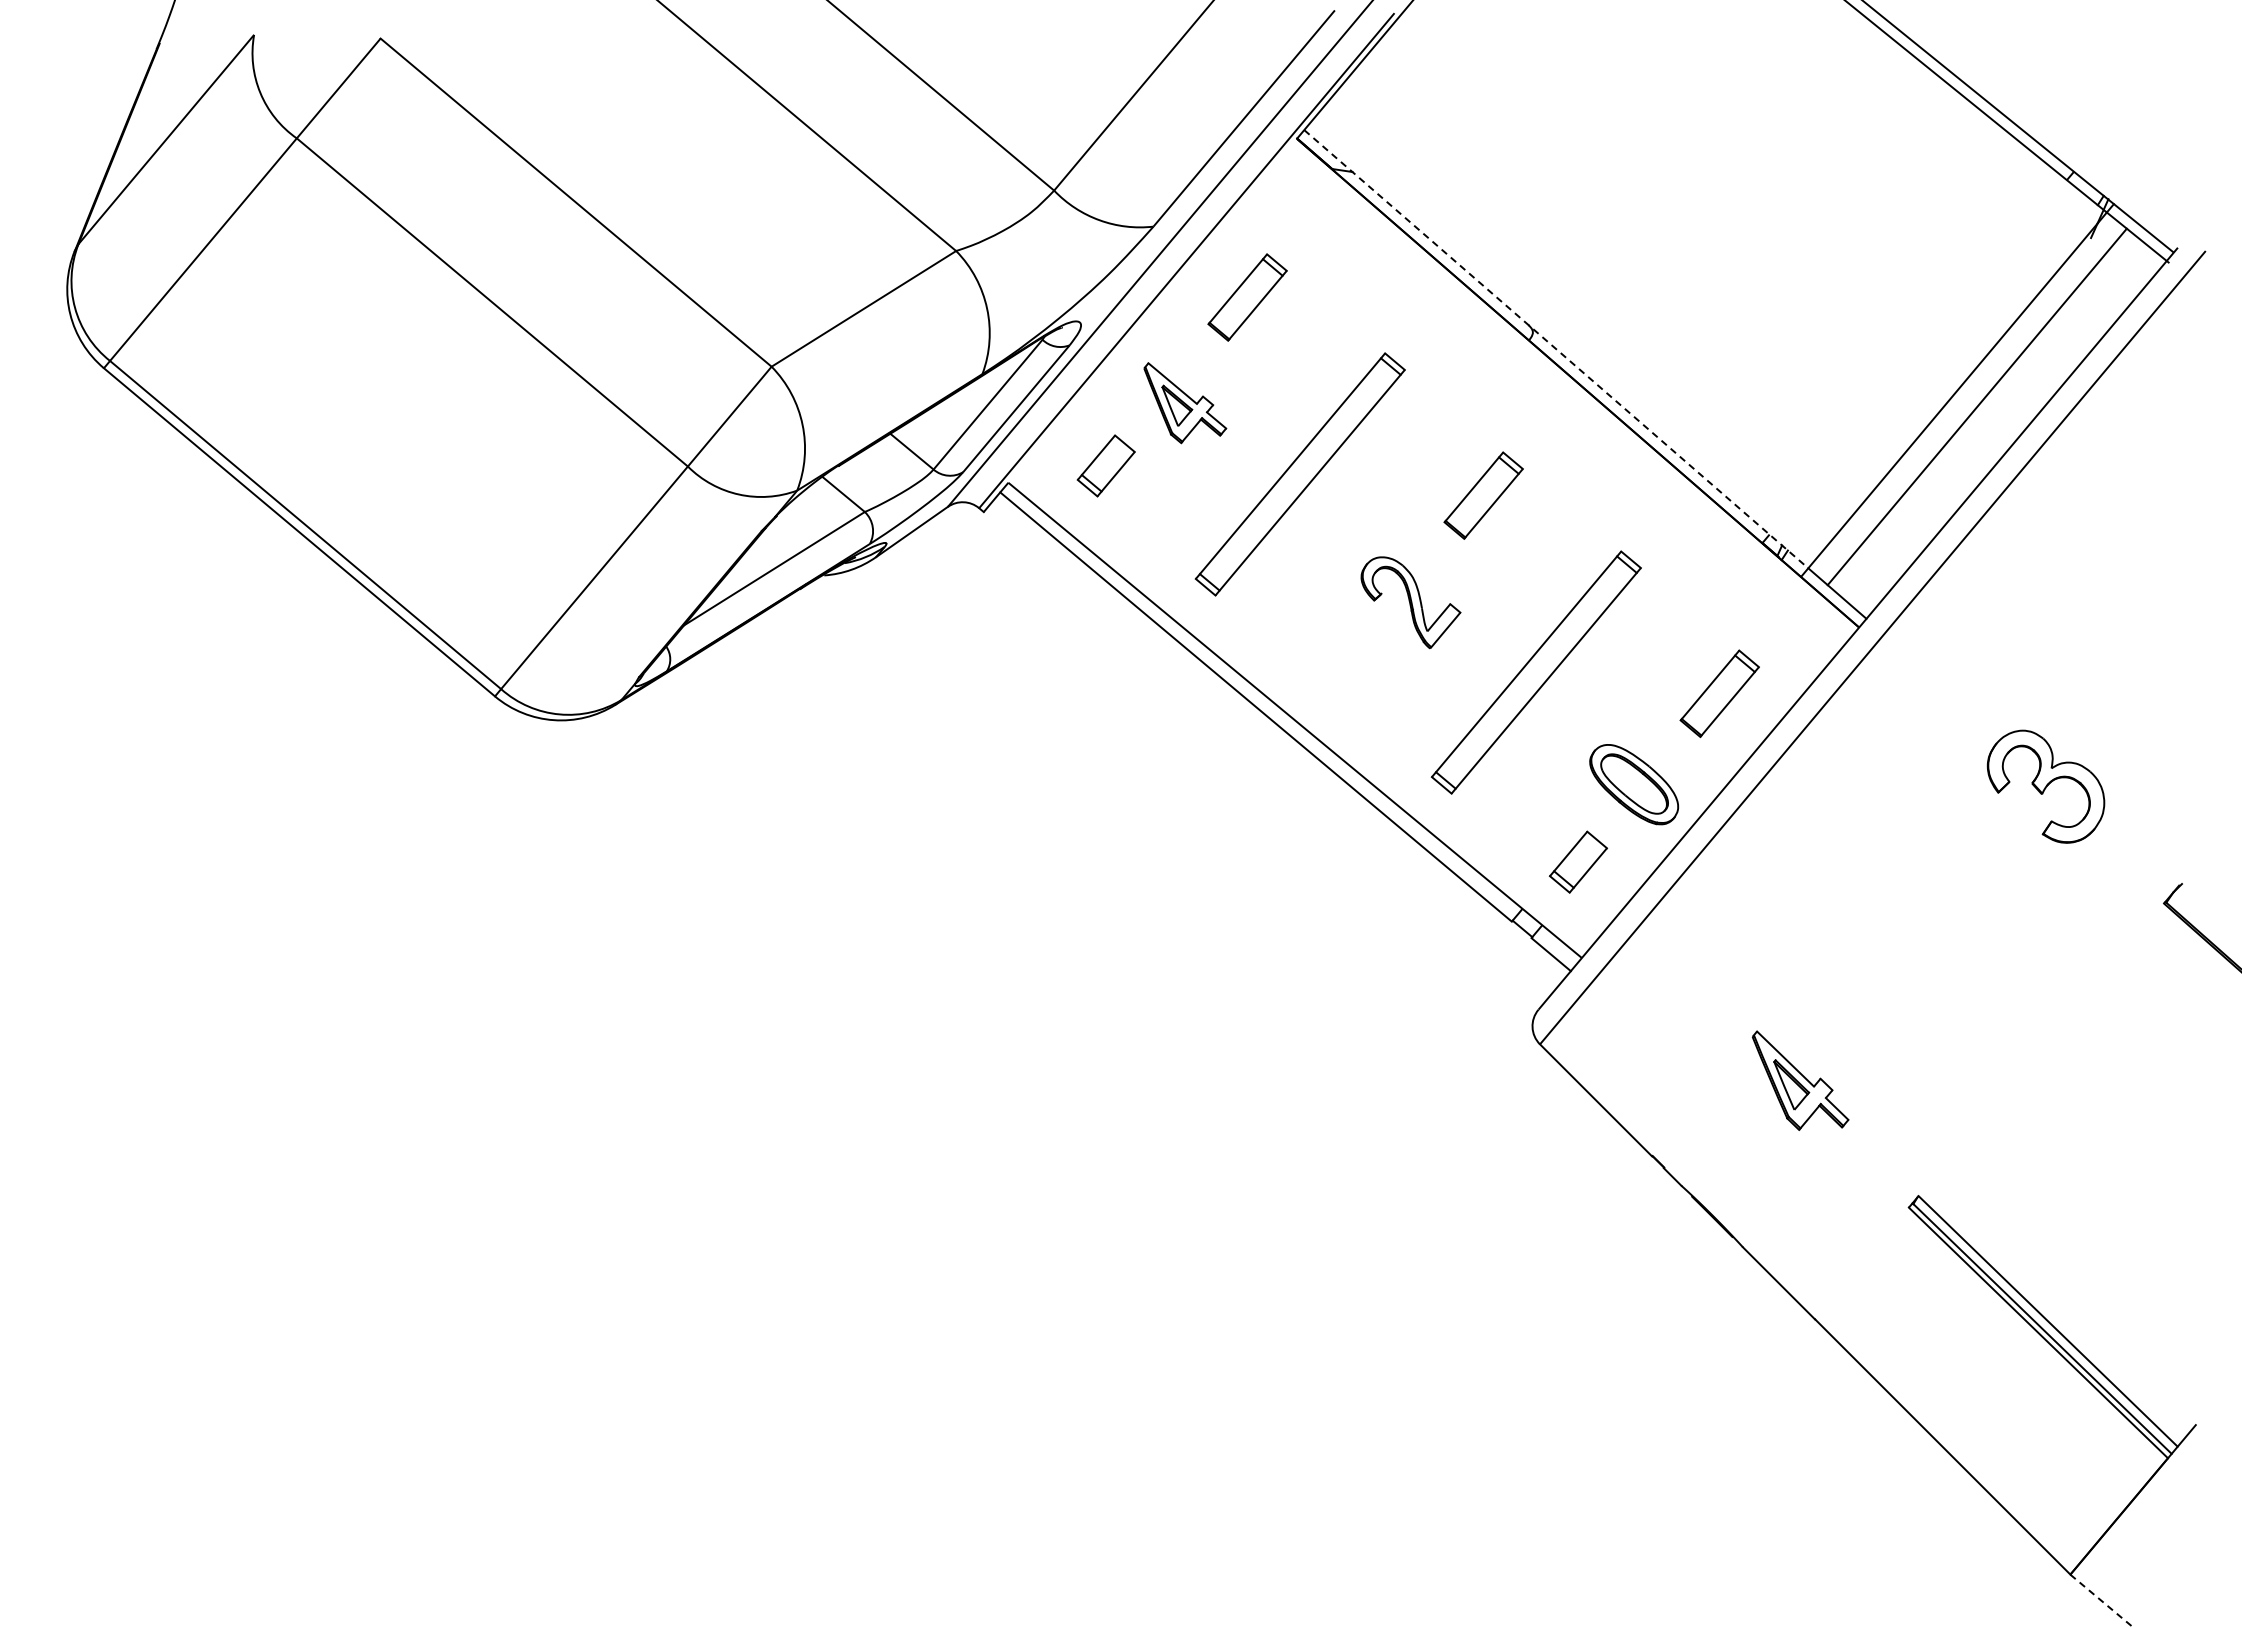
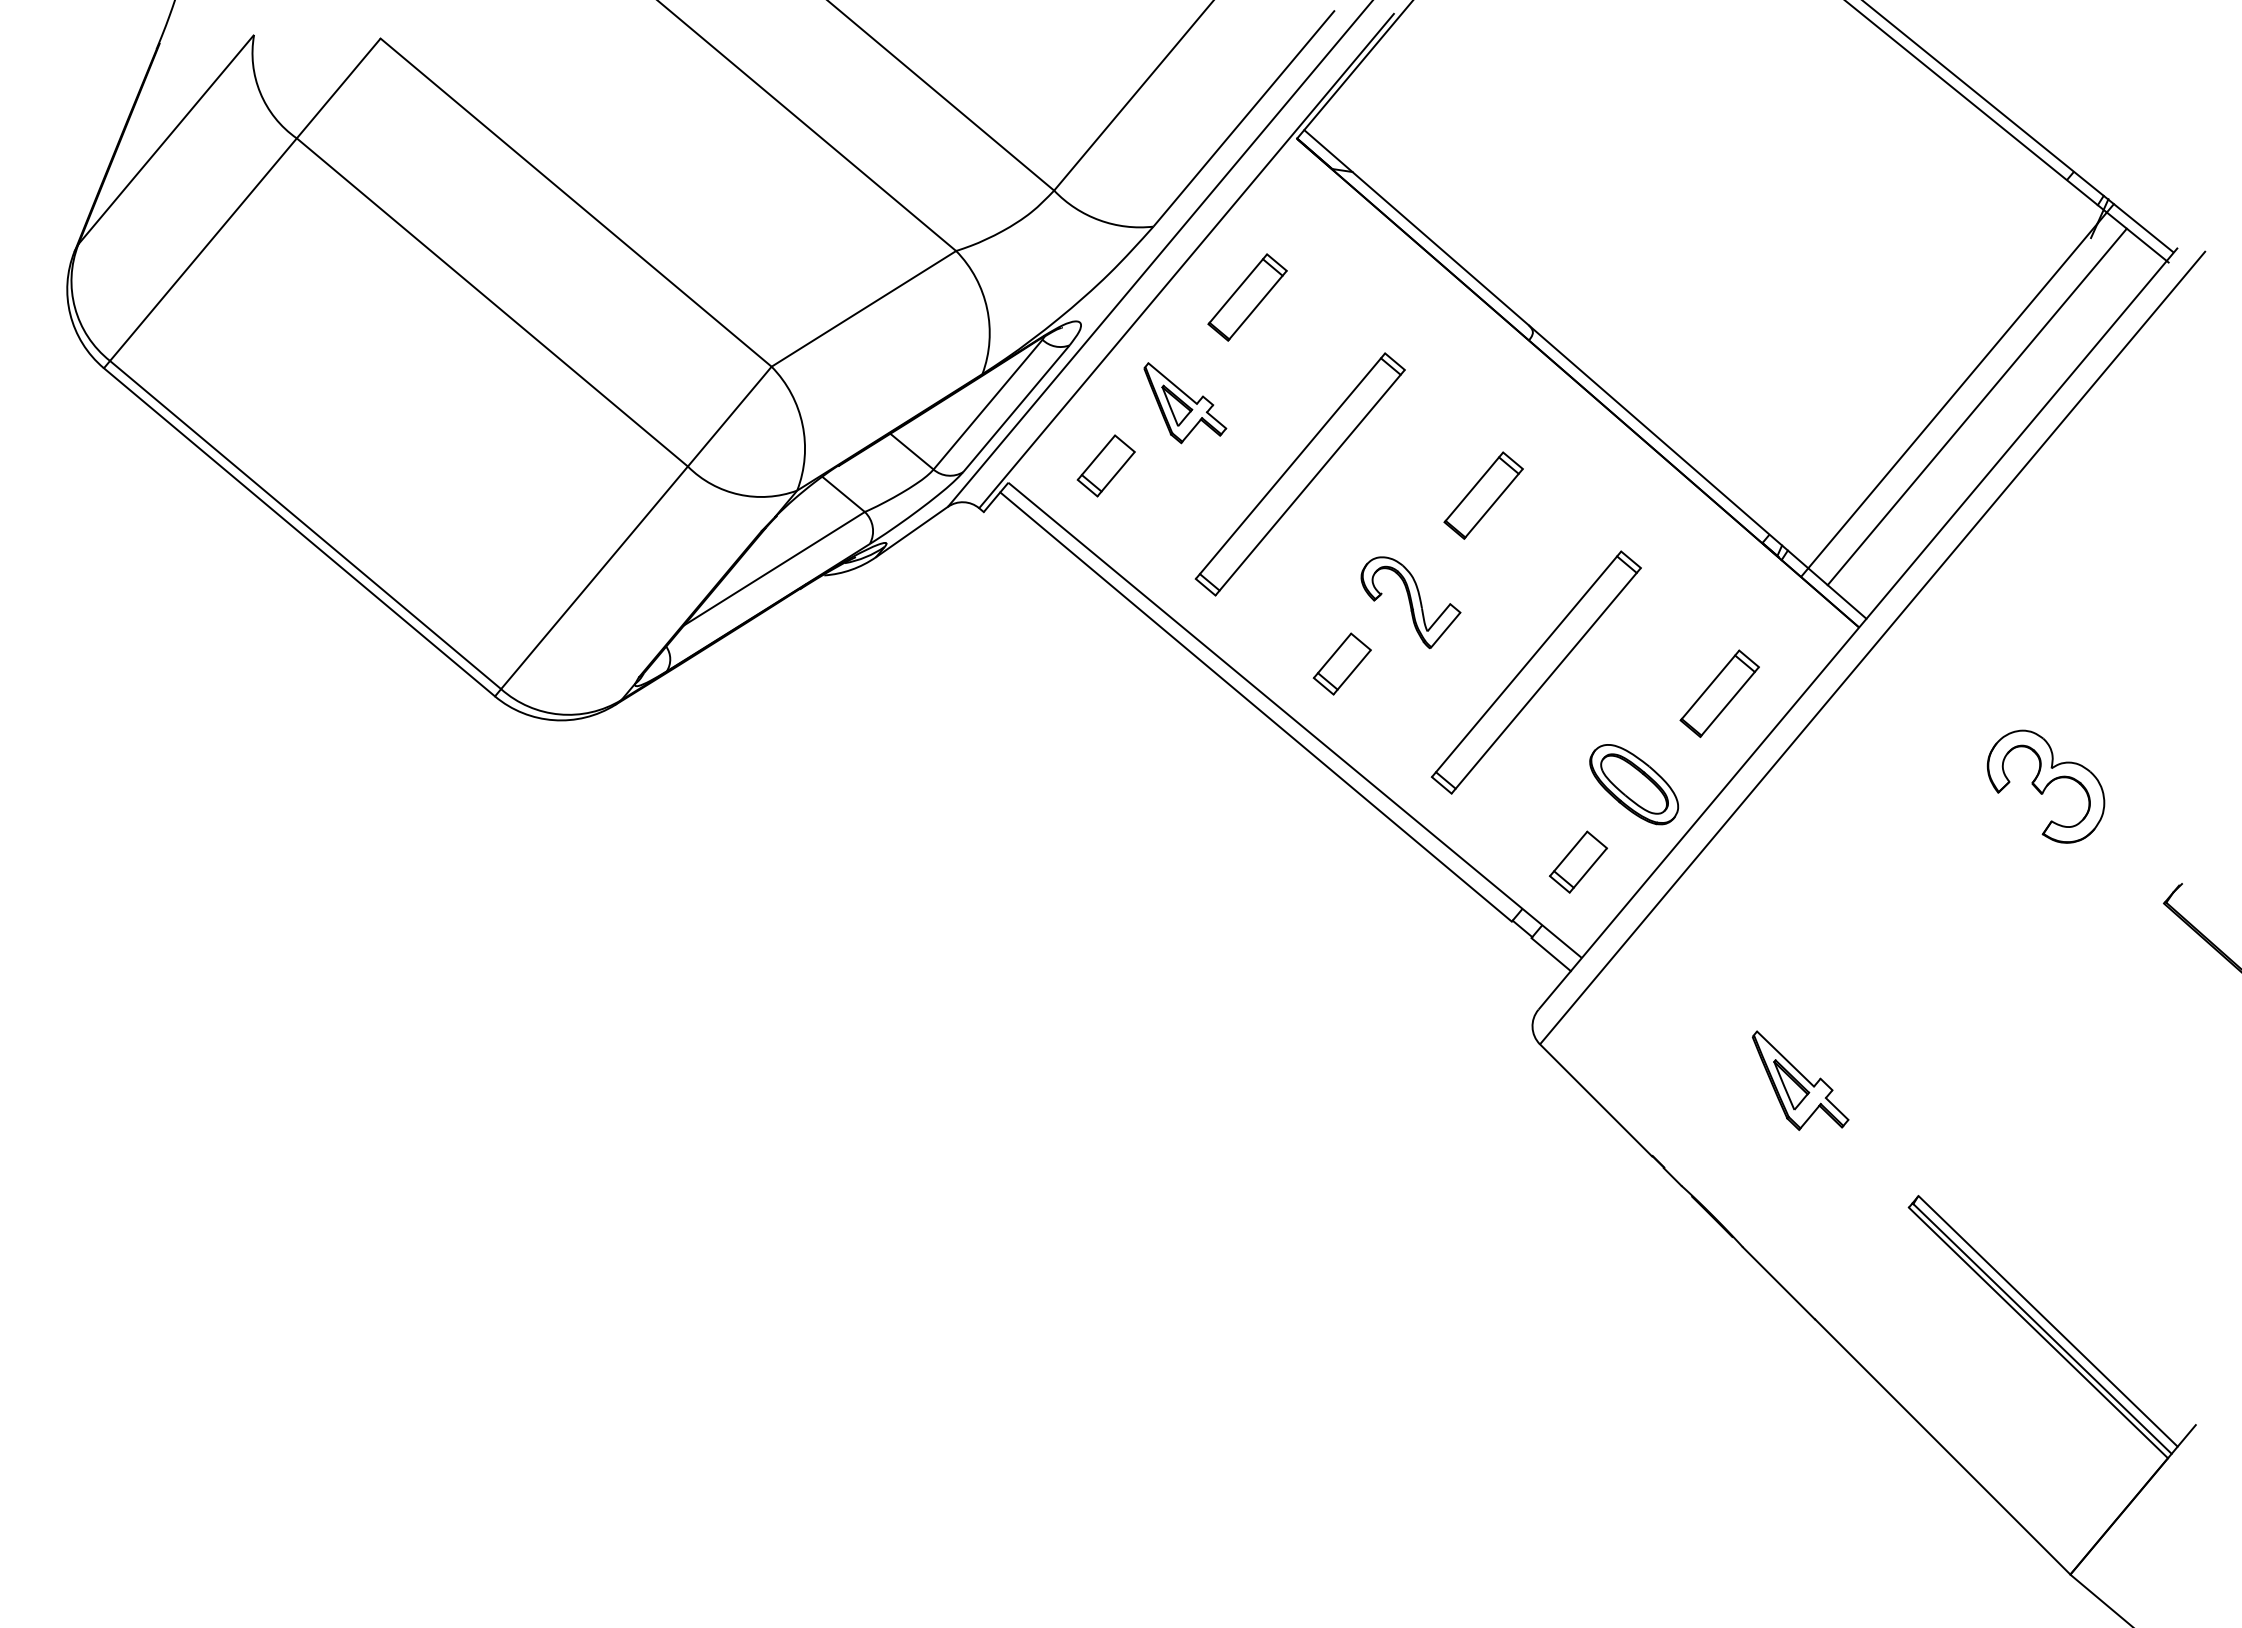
line: dashed -> solid (1556, 349)
part: none -> present (1341, 663)
line: dashed -> solid (2102, 1601)
